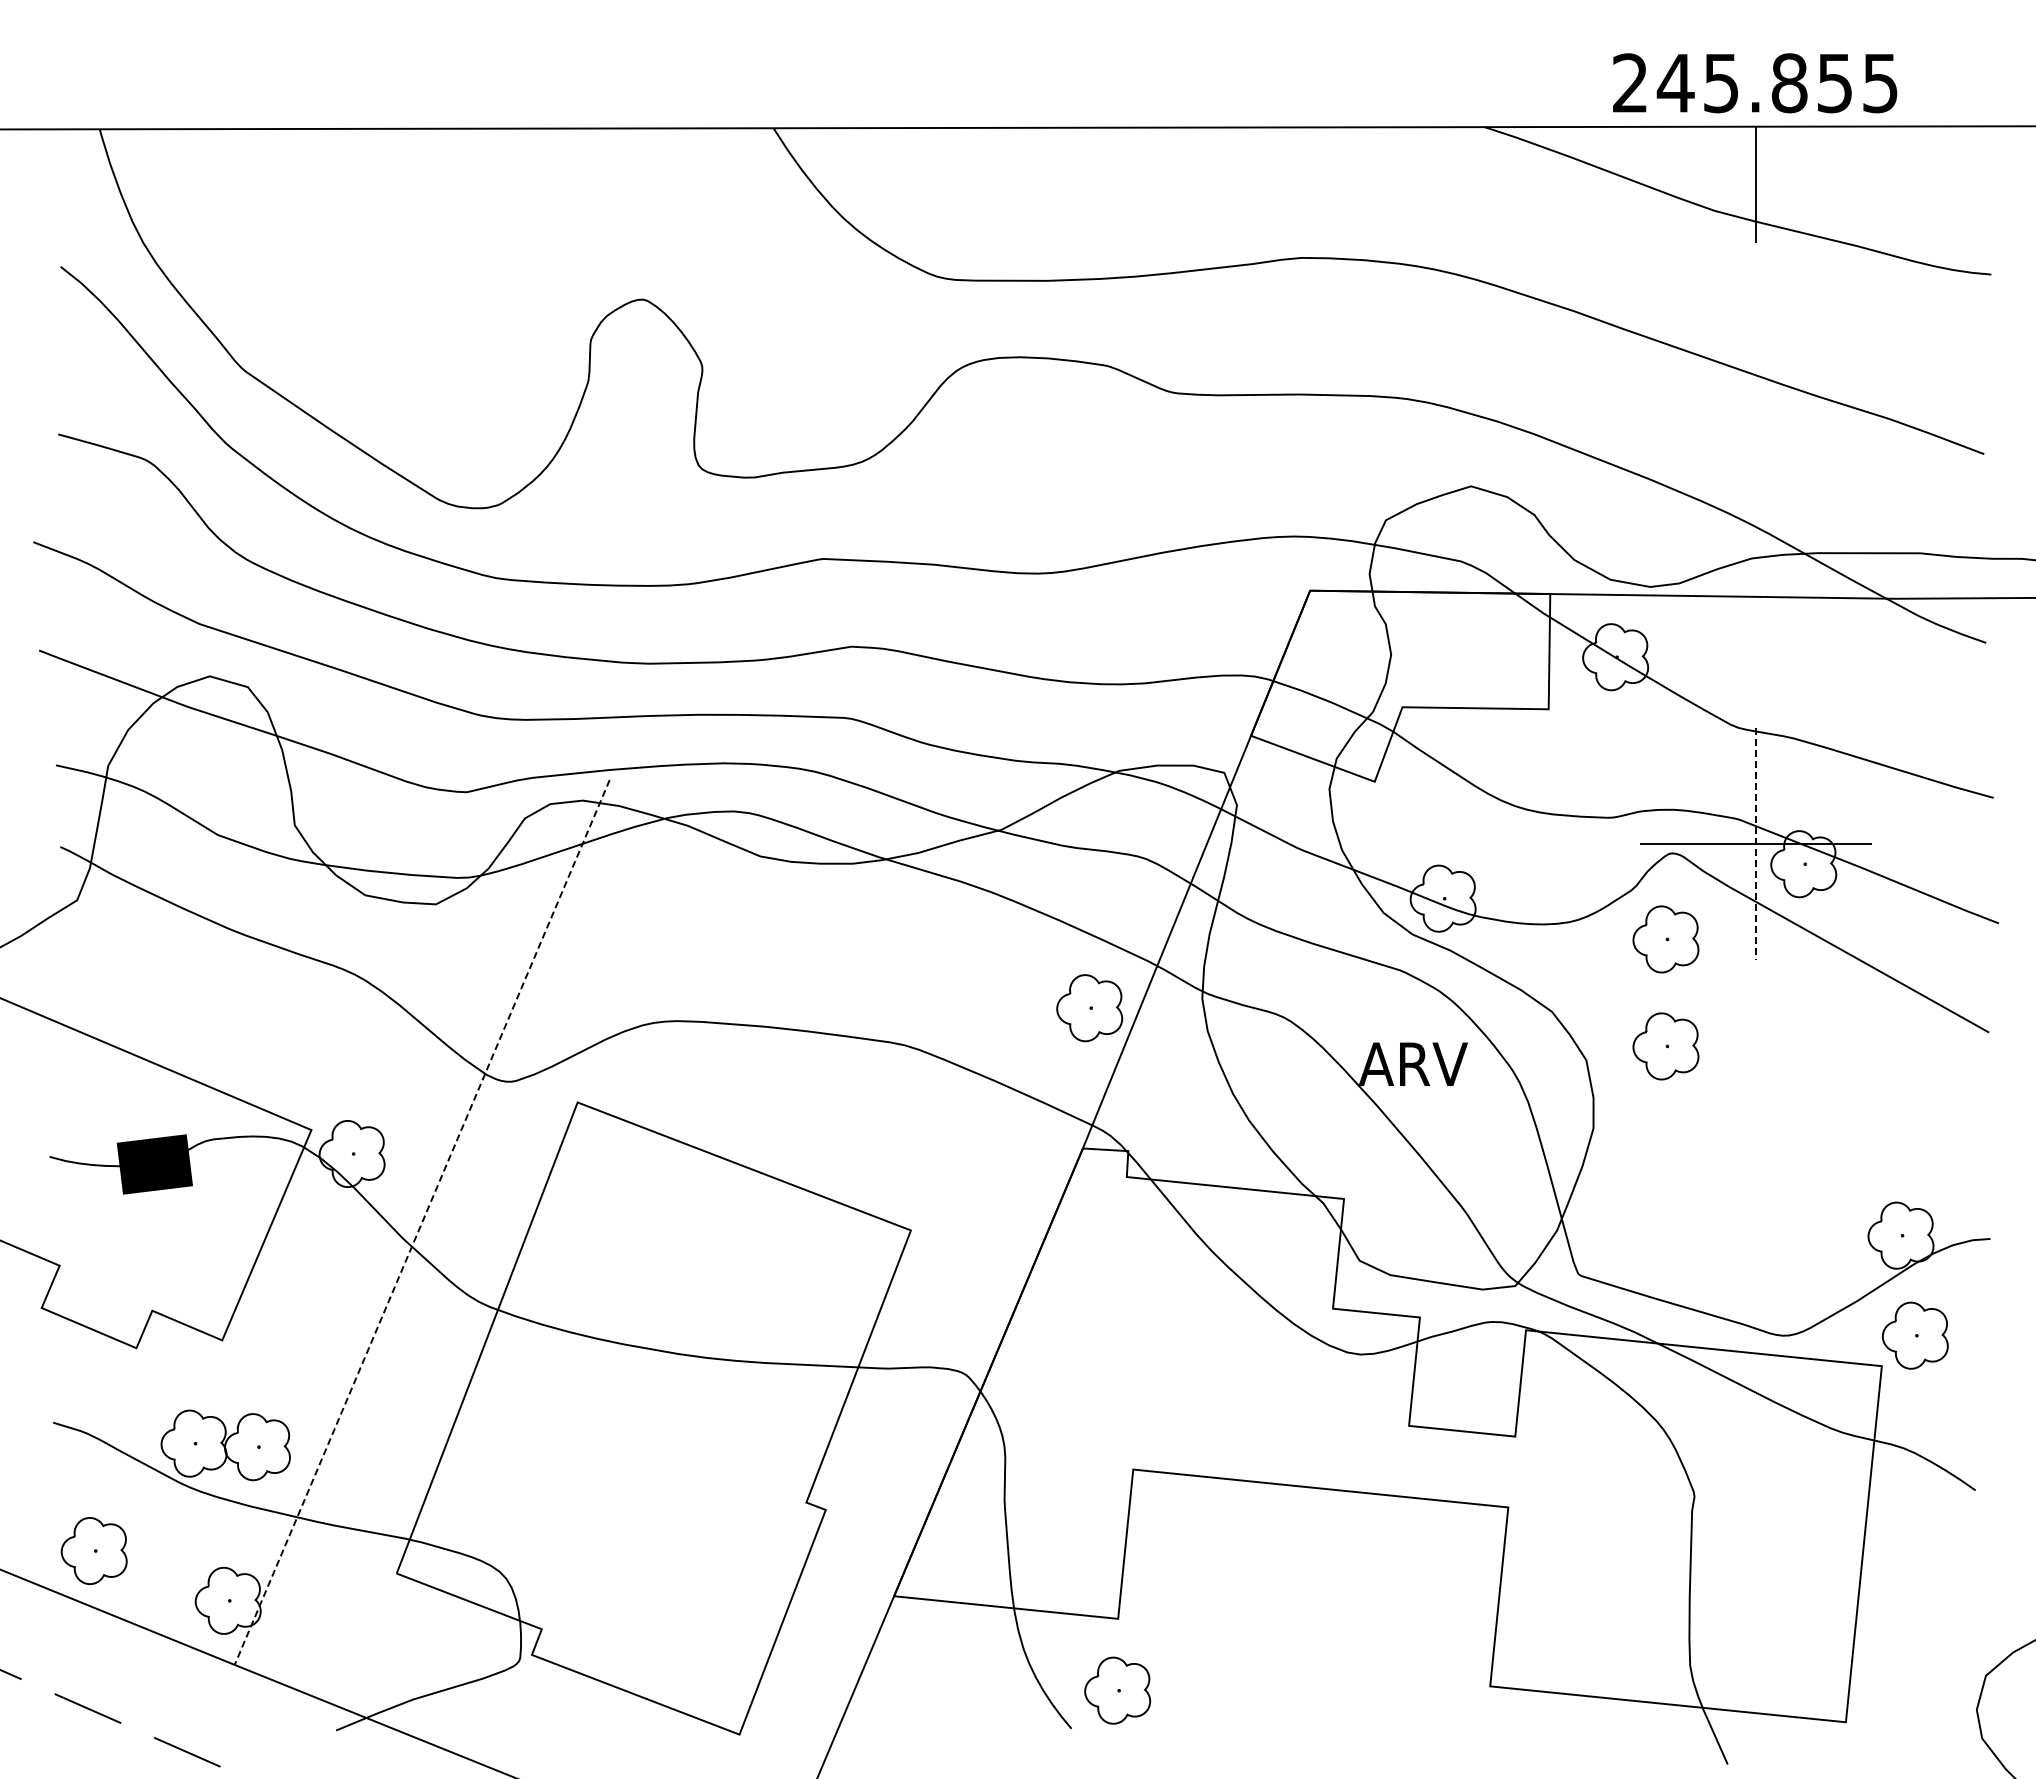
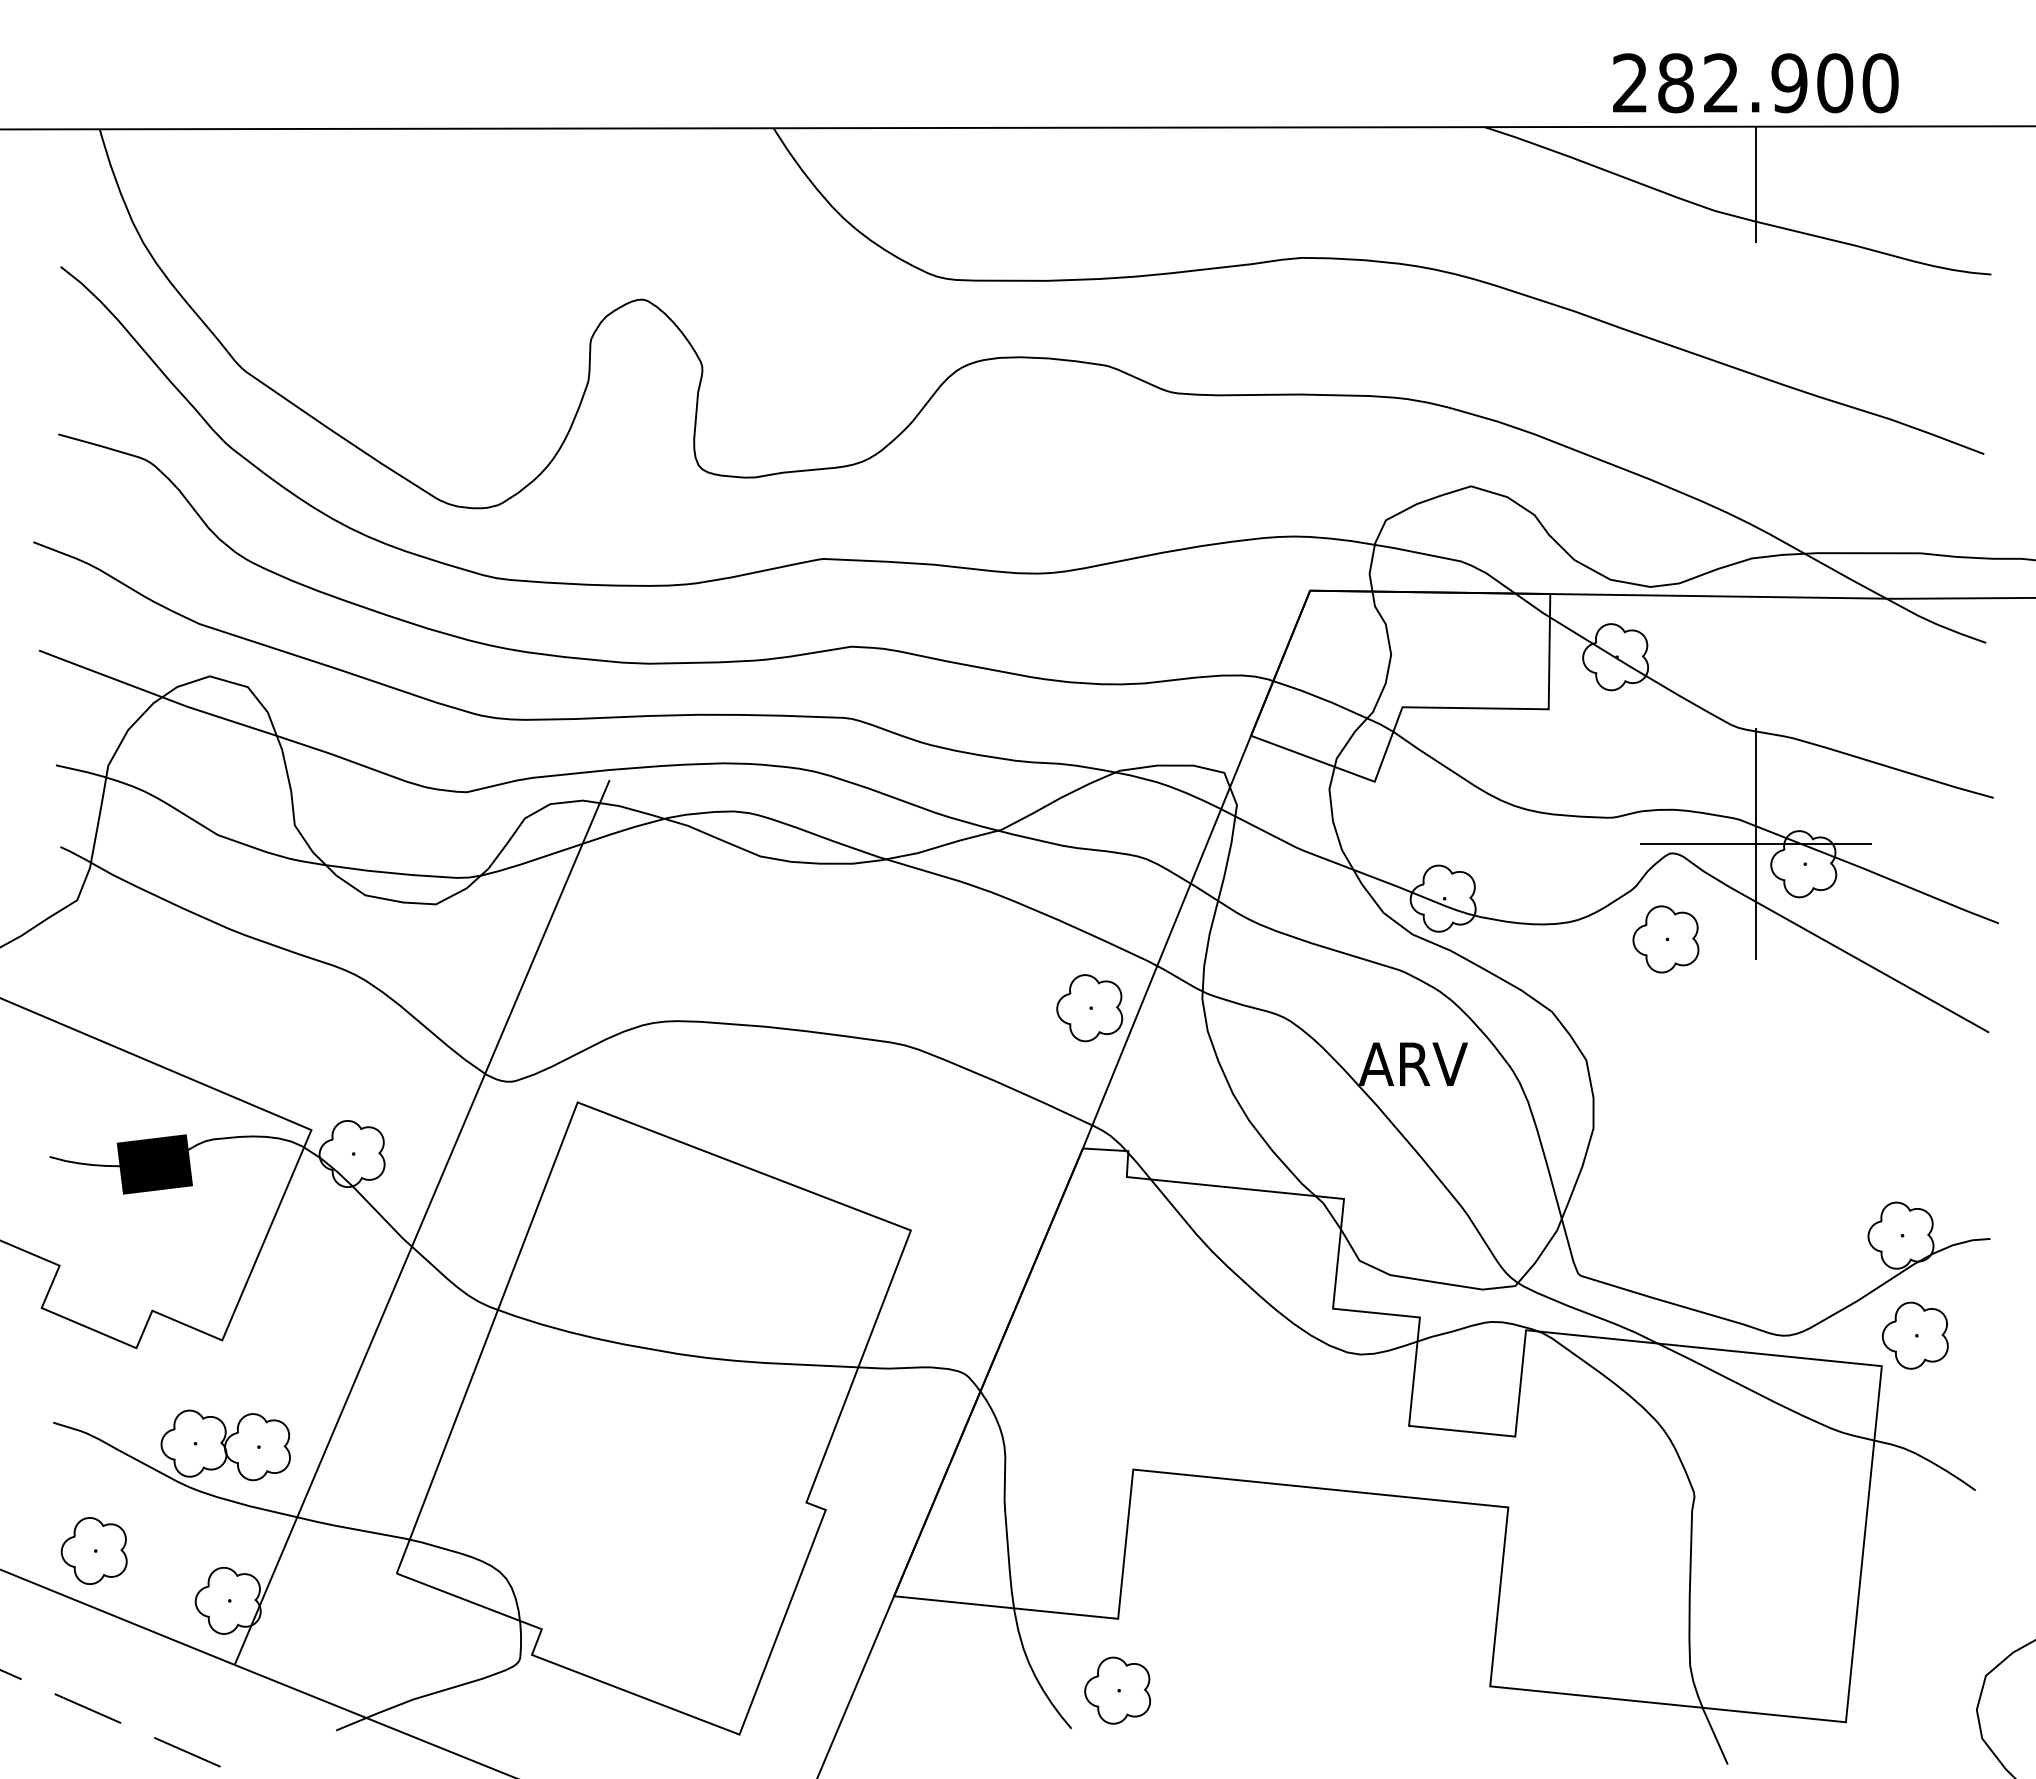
text: 245.855 -> 282.900 (1777, 83)
line: dashed -> solid (1755, 843)
part: present -> none (1665, 1046)
line: dashed -> solid (421, 1222)
